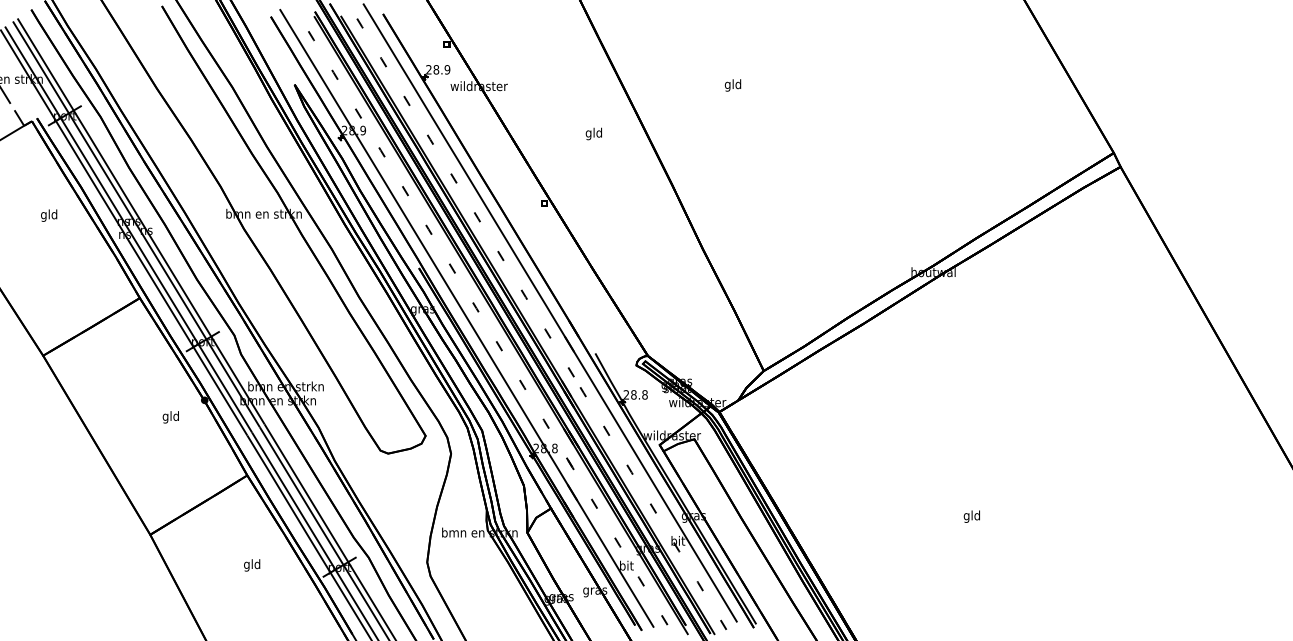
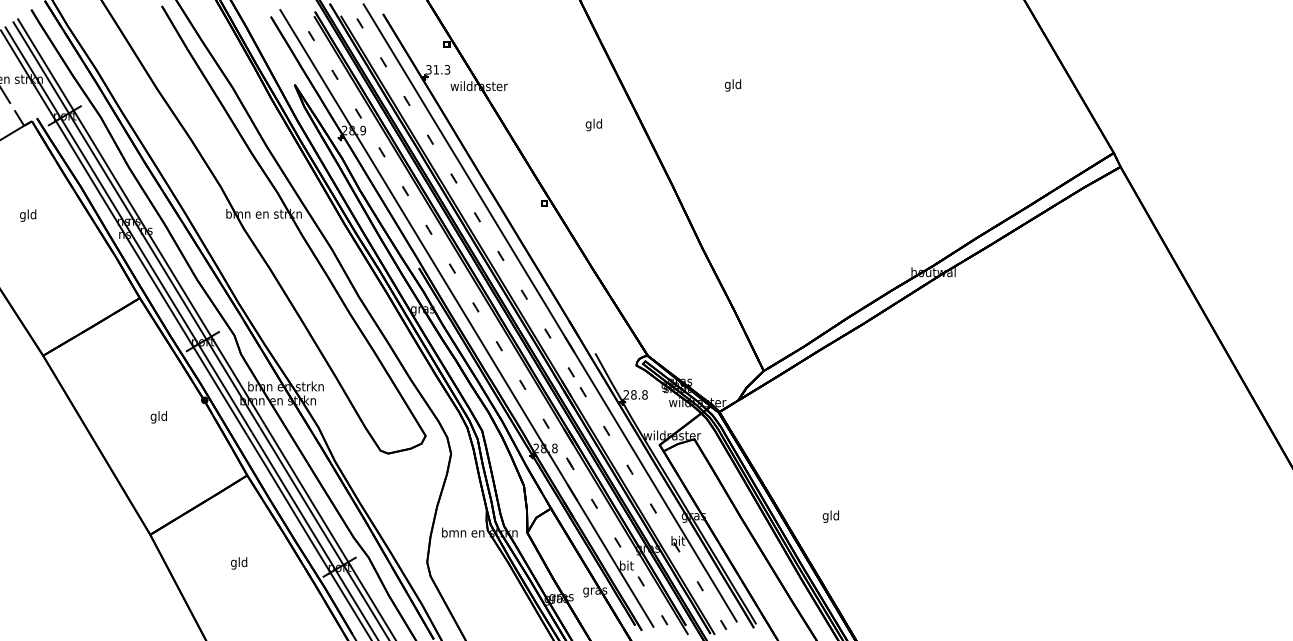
text: 28.9 -> 31.3 (438, 69)
text position: (593, 133) -> (593, 124) (593, 124)
text position: (49, 215) -> (28, 215) (28, 215)
text position: (170, 417) -> (158, 417) (158, 417)
text position: (971, 516) -> (830, 516) (830, 516)
text position: (252, 565) -> (239, 563) (239, 563)
